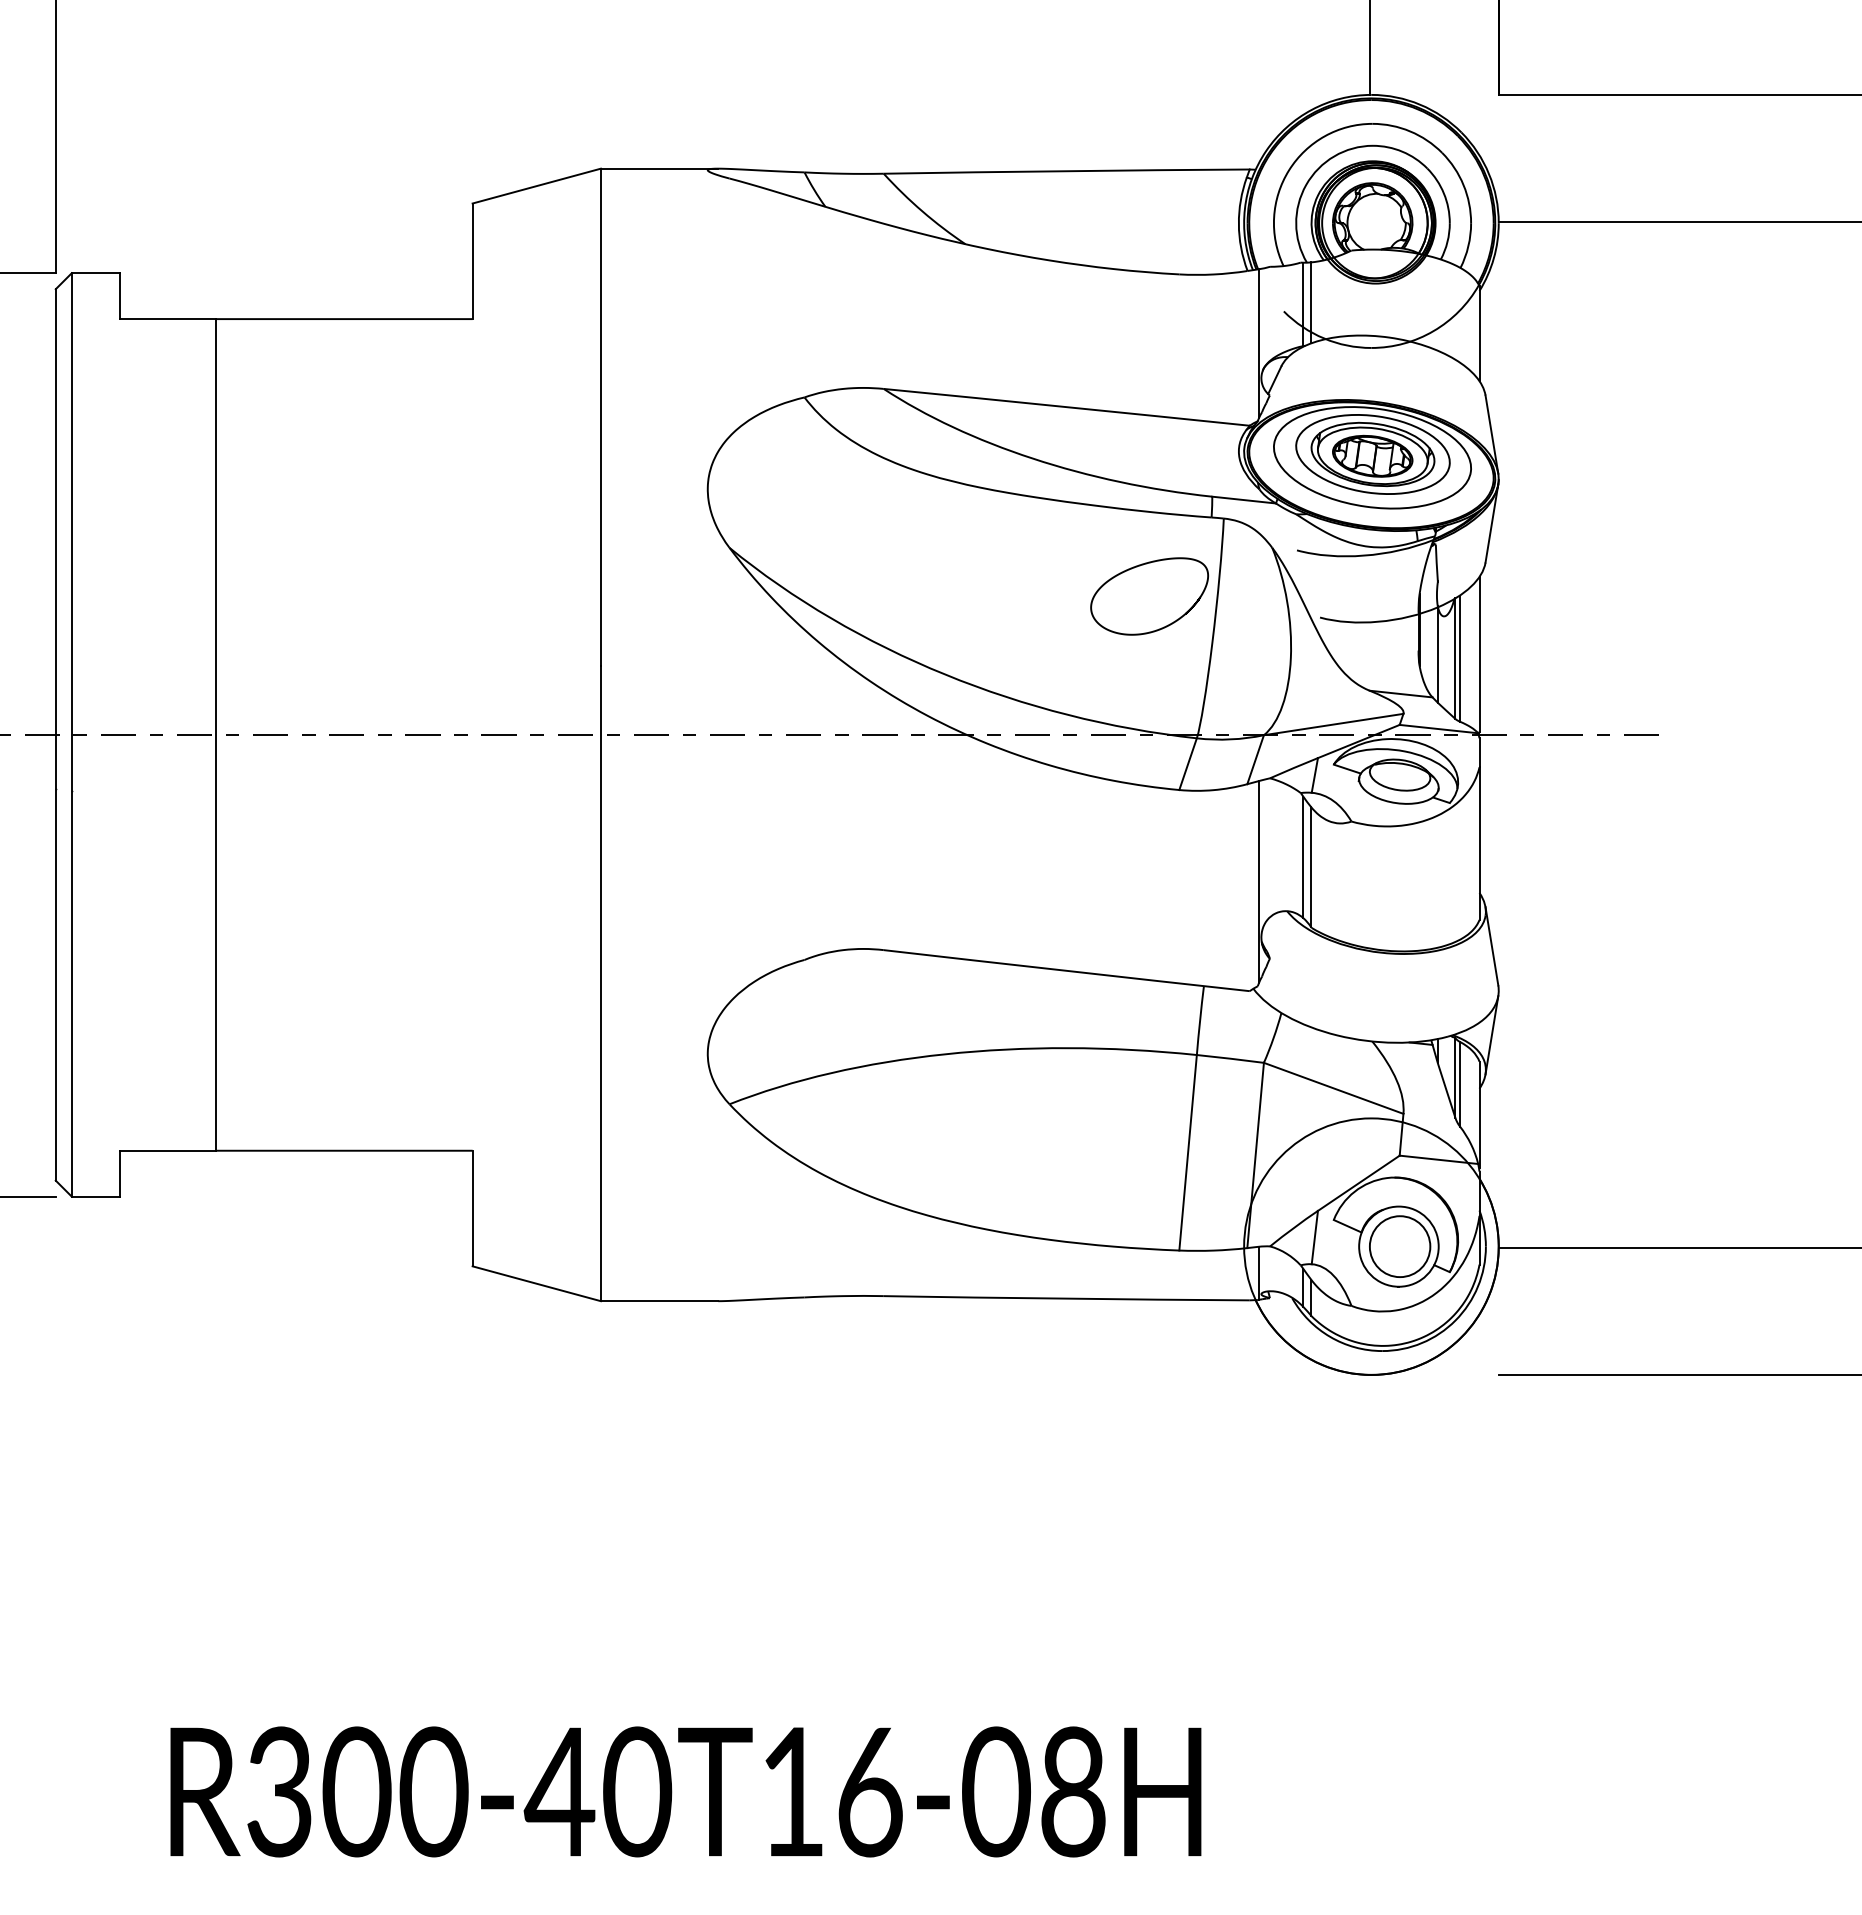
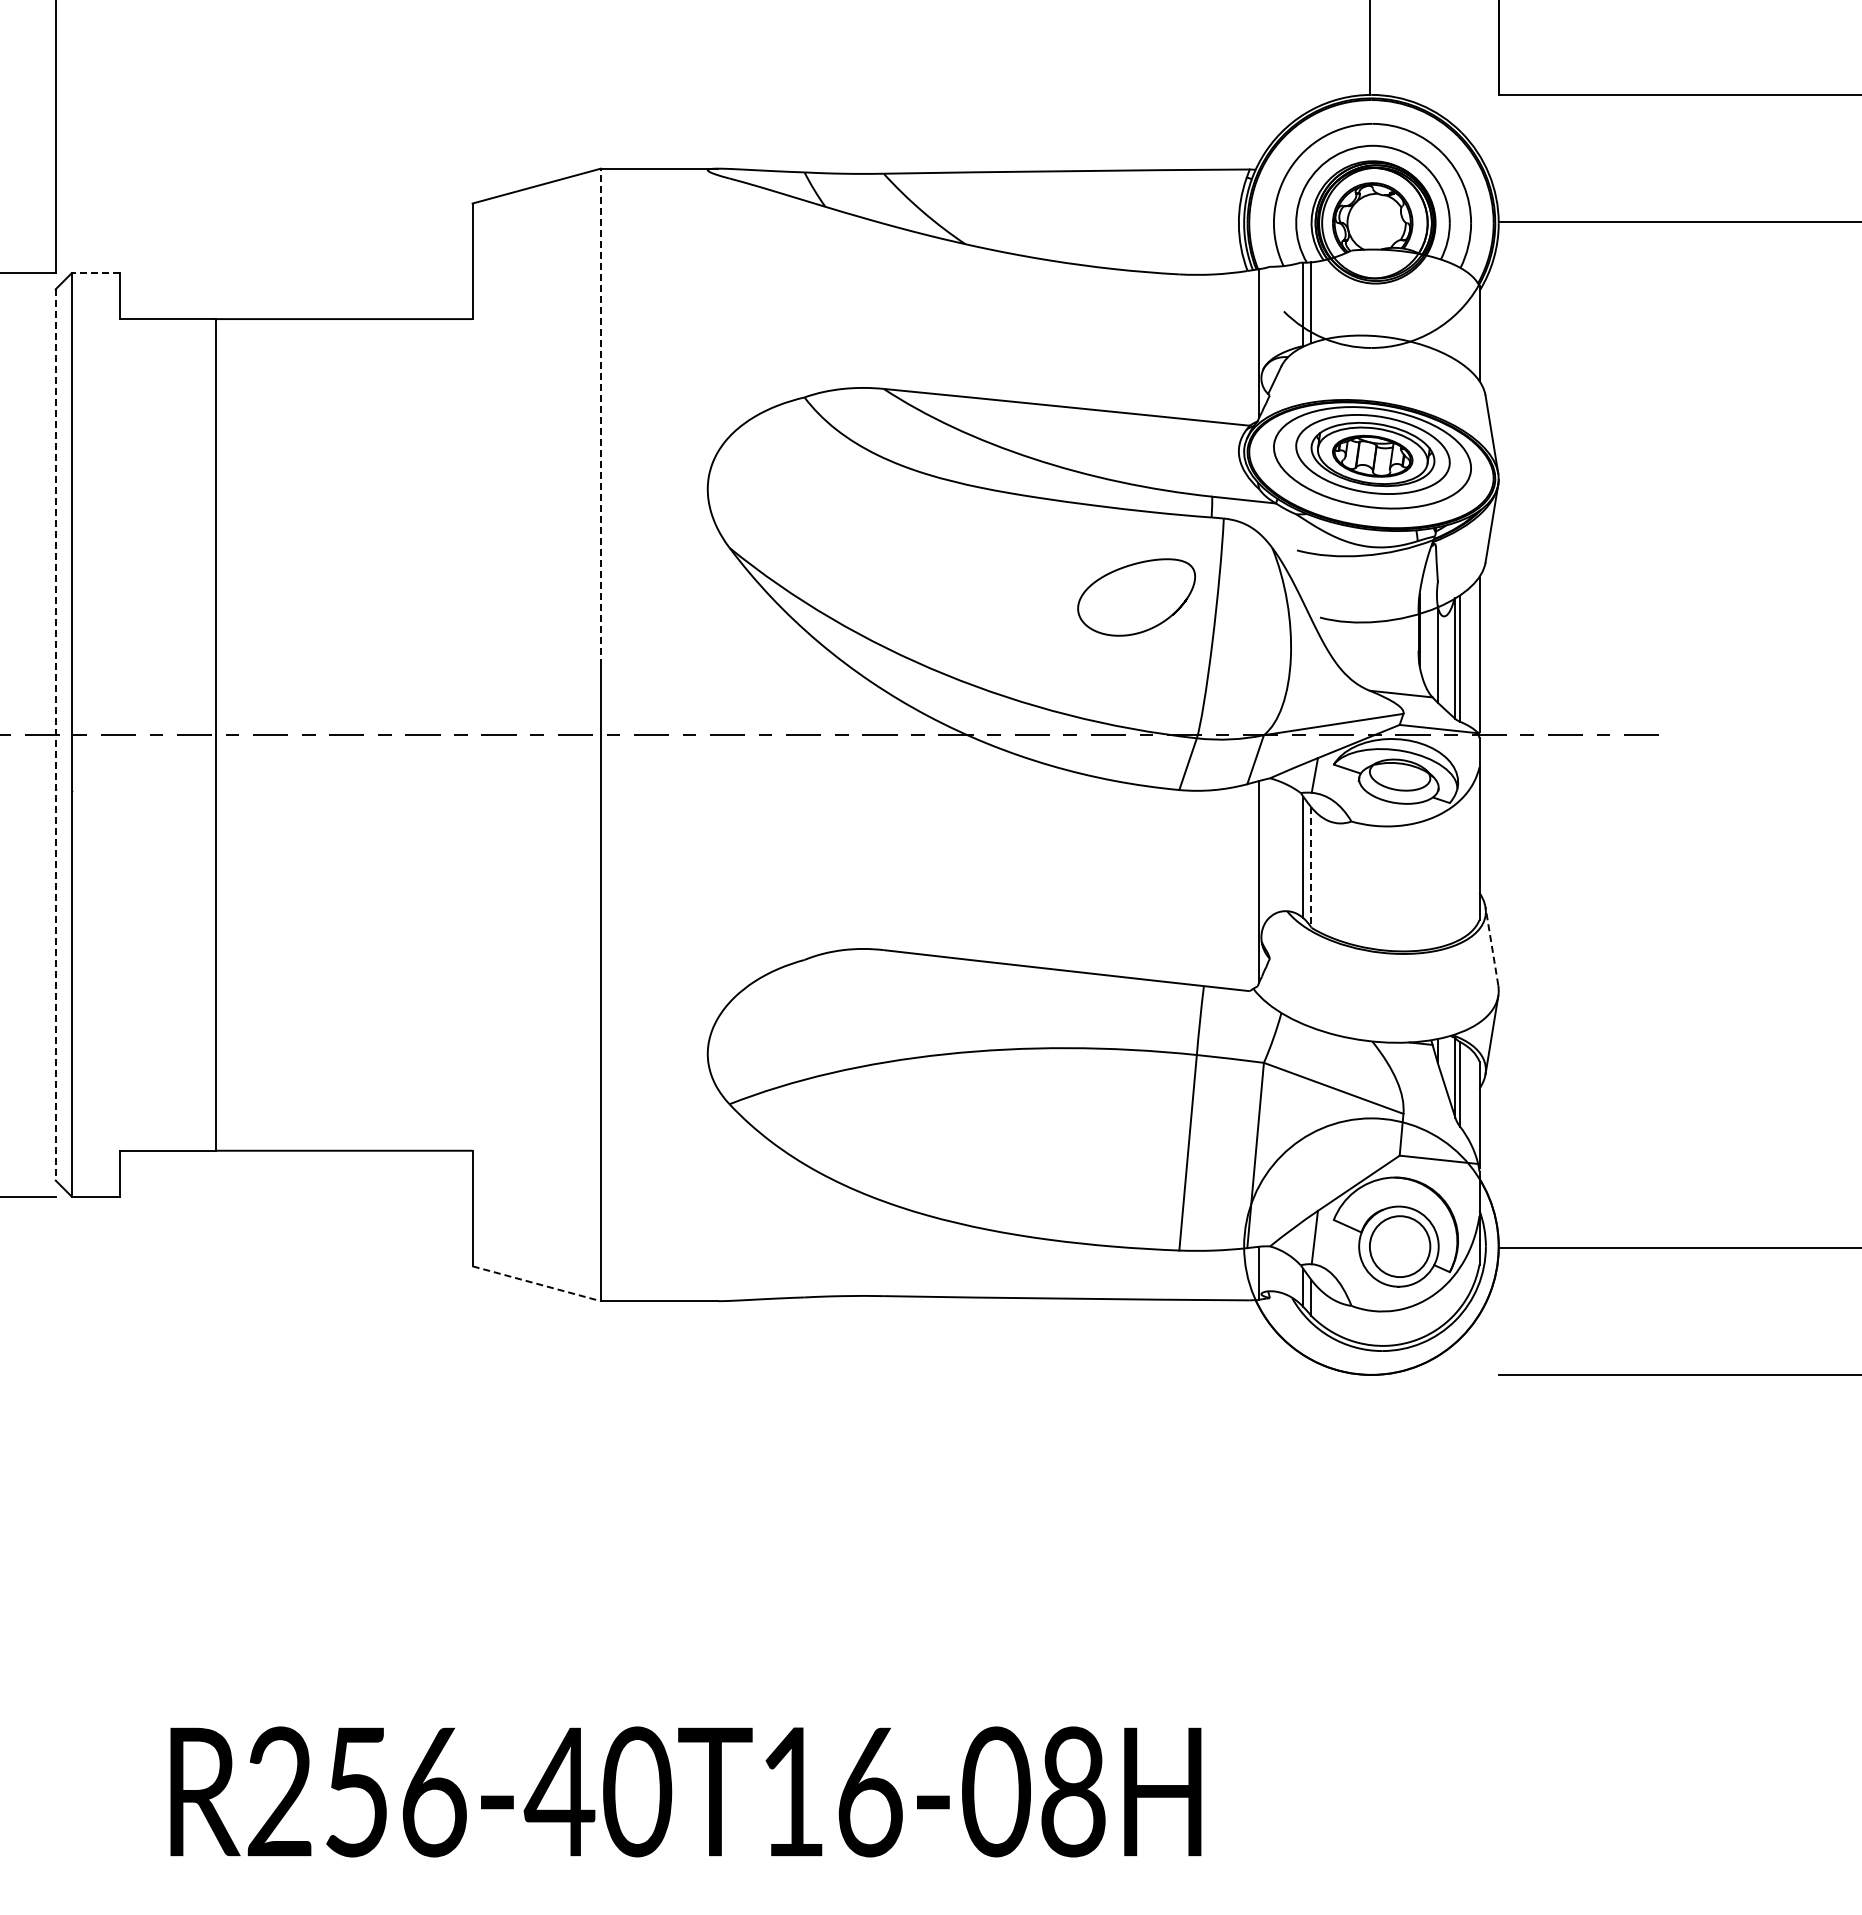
line: solid -> dashed (95, 273)
line: solid -> dashed (600, 417)
curve position: (1140, 566) -> (1127, 567) (1127, 567)
line: solid -> dashed (55, 734)
line: solid -> dashed (1311, 867)
line: solid -> dashed (1491, 946)
line: solid -> dashed (537, 1283)
text: R300-40T16-08H -> R256-40T16-08H (357, 1791)
